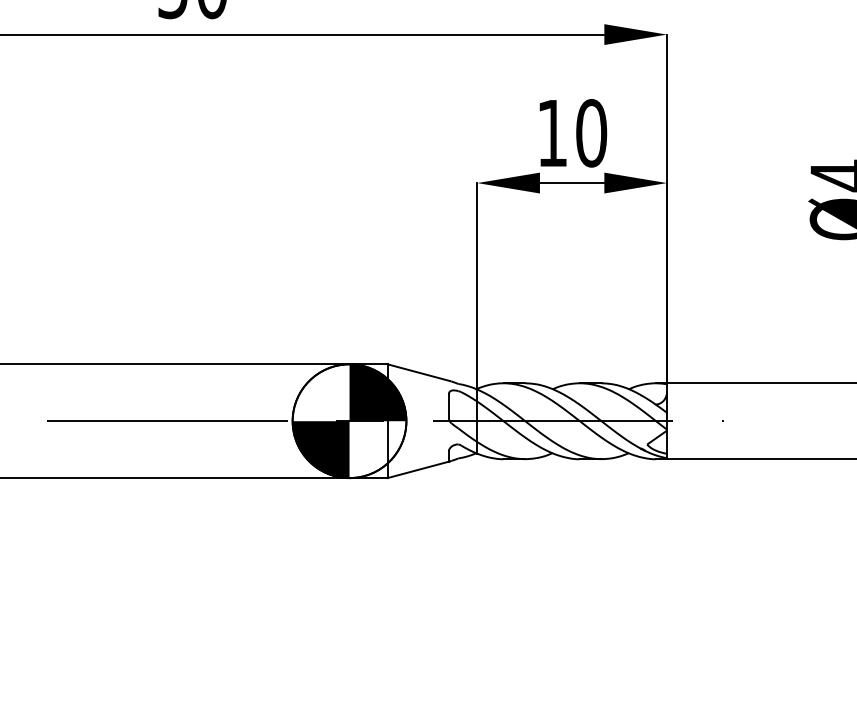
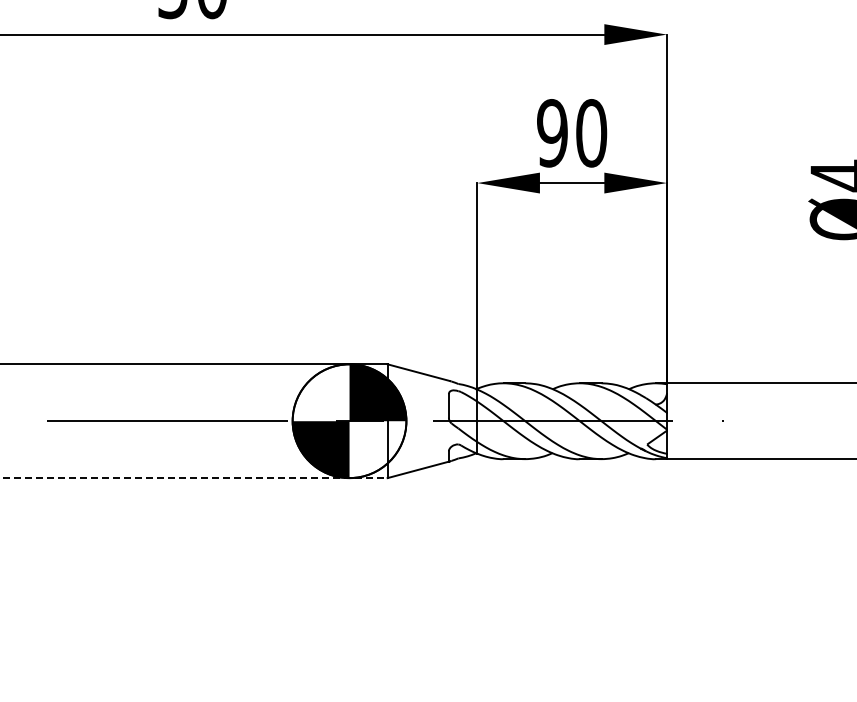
text: 10 -> 90 (552, 133)
line: solid -> dashed (193, 478)
